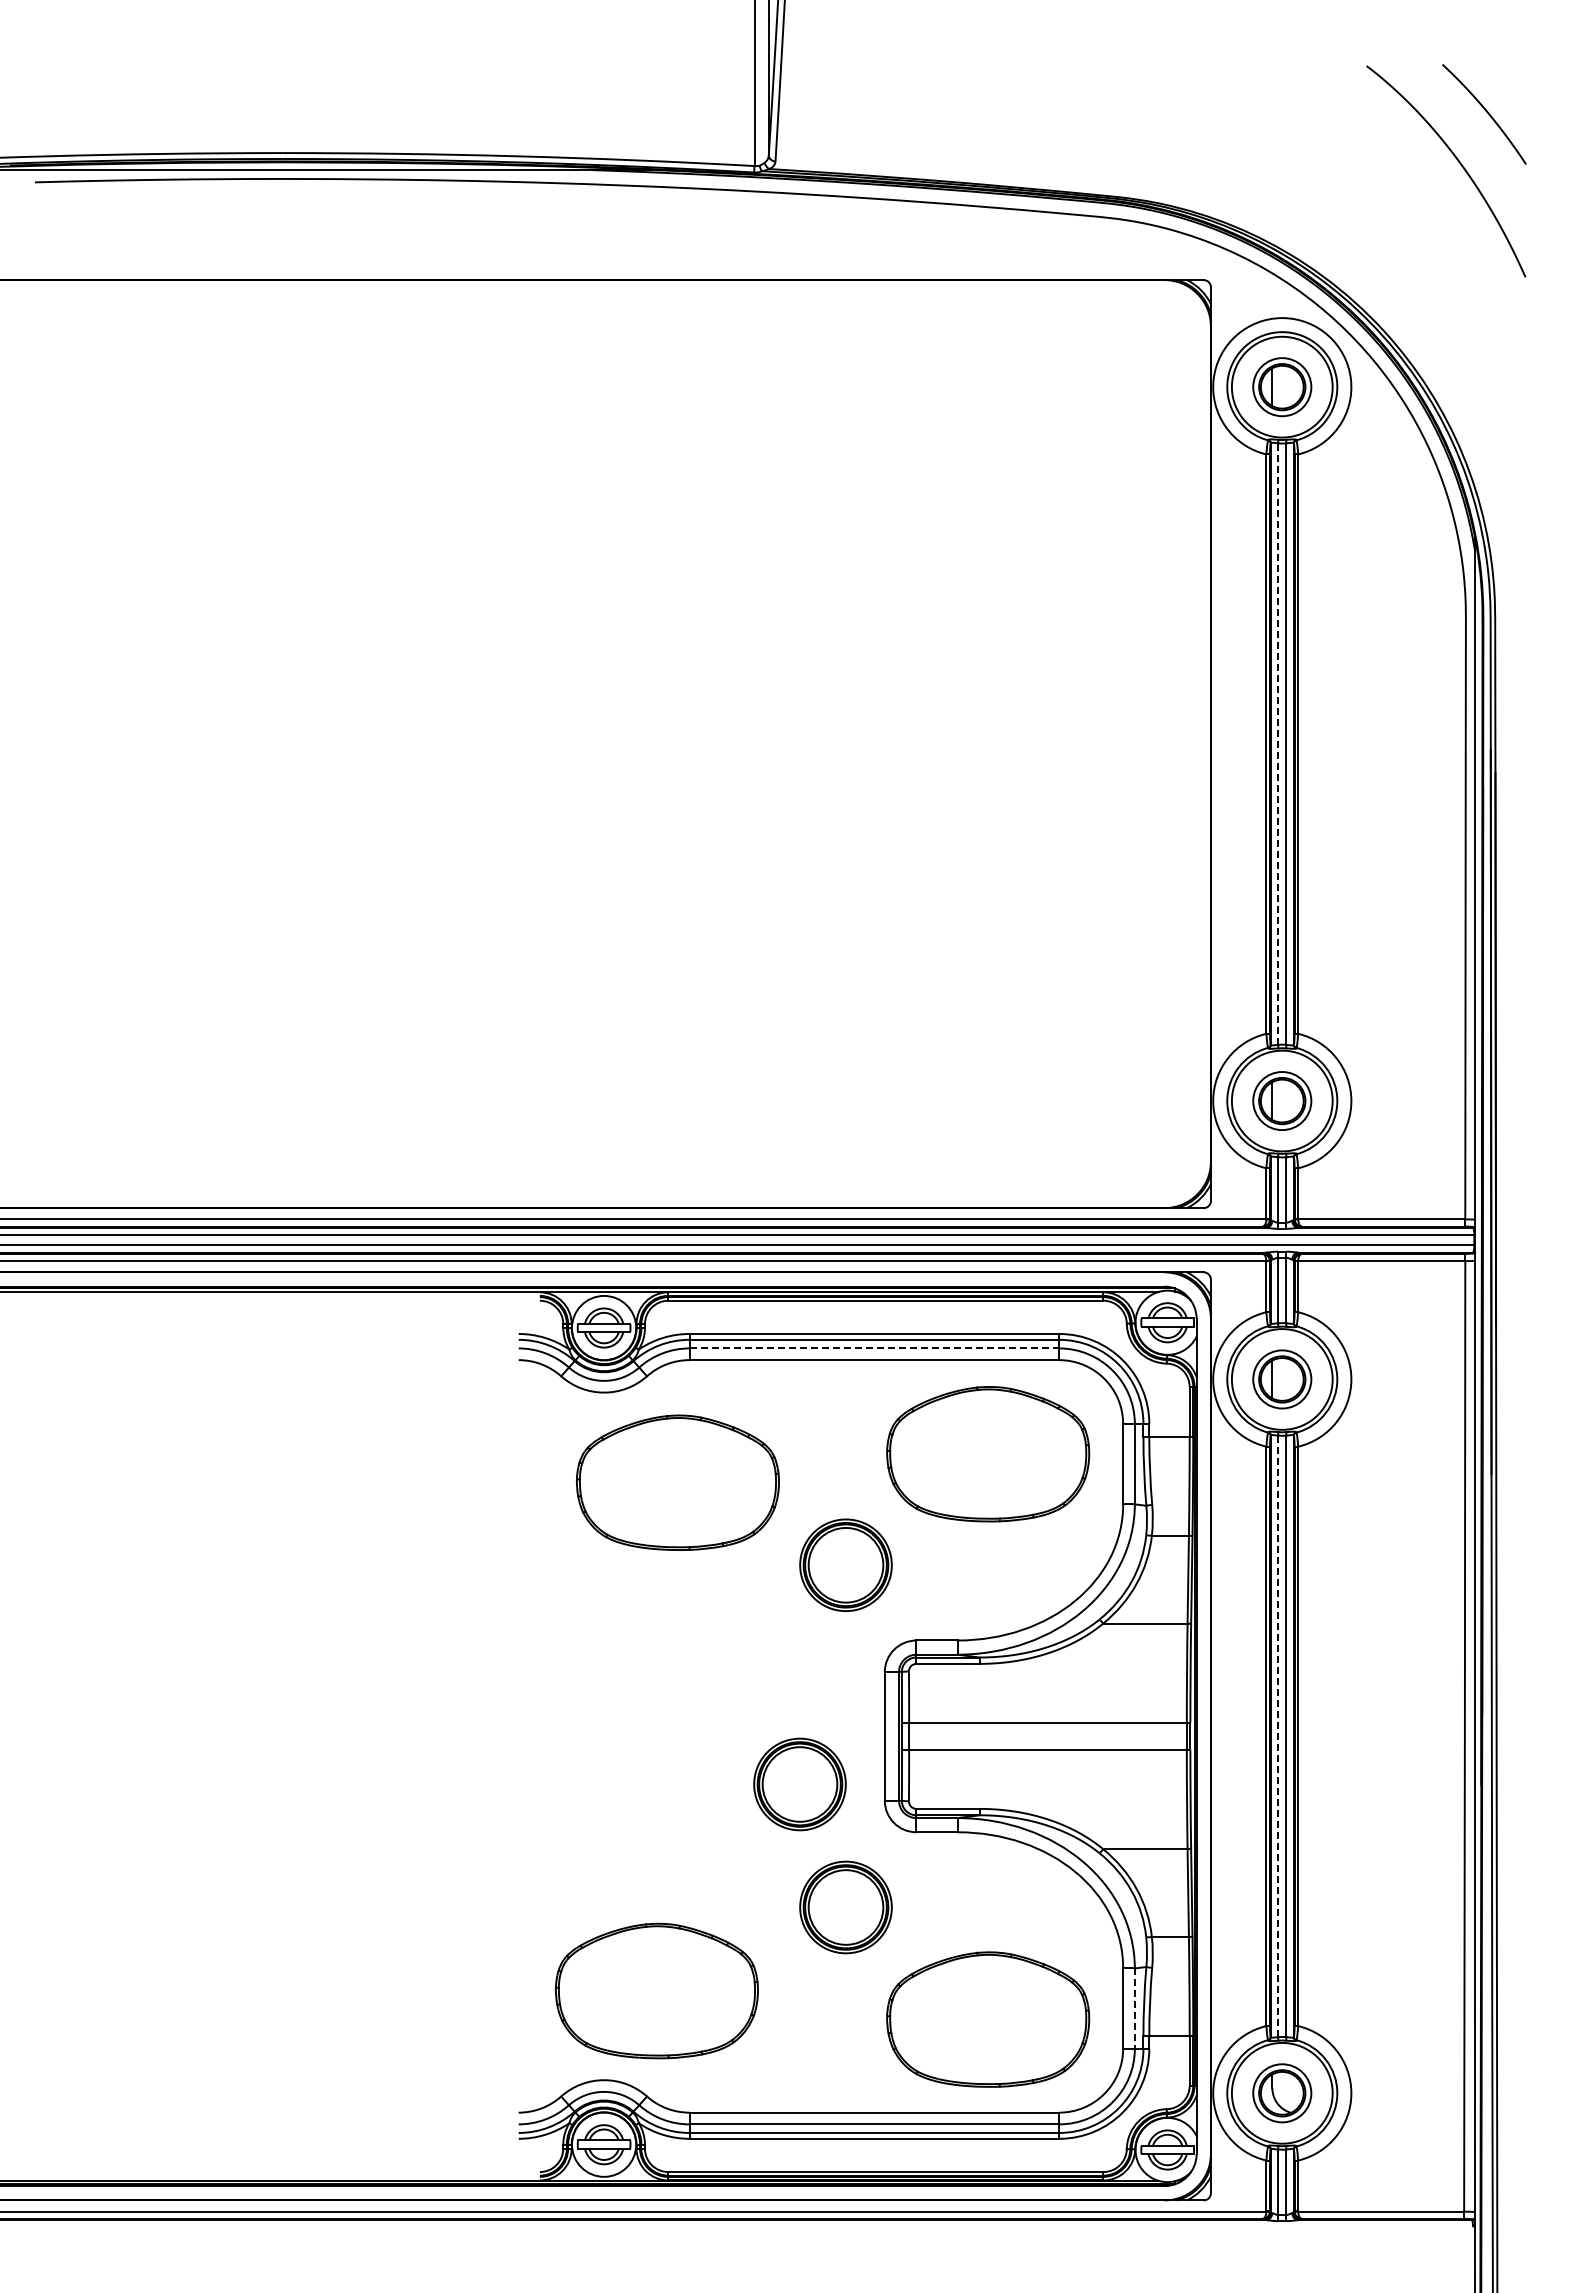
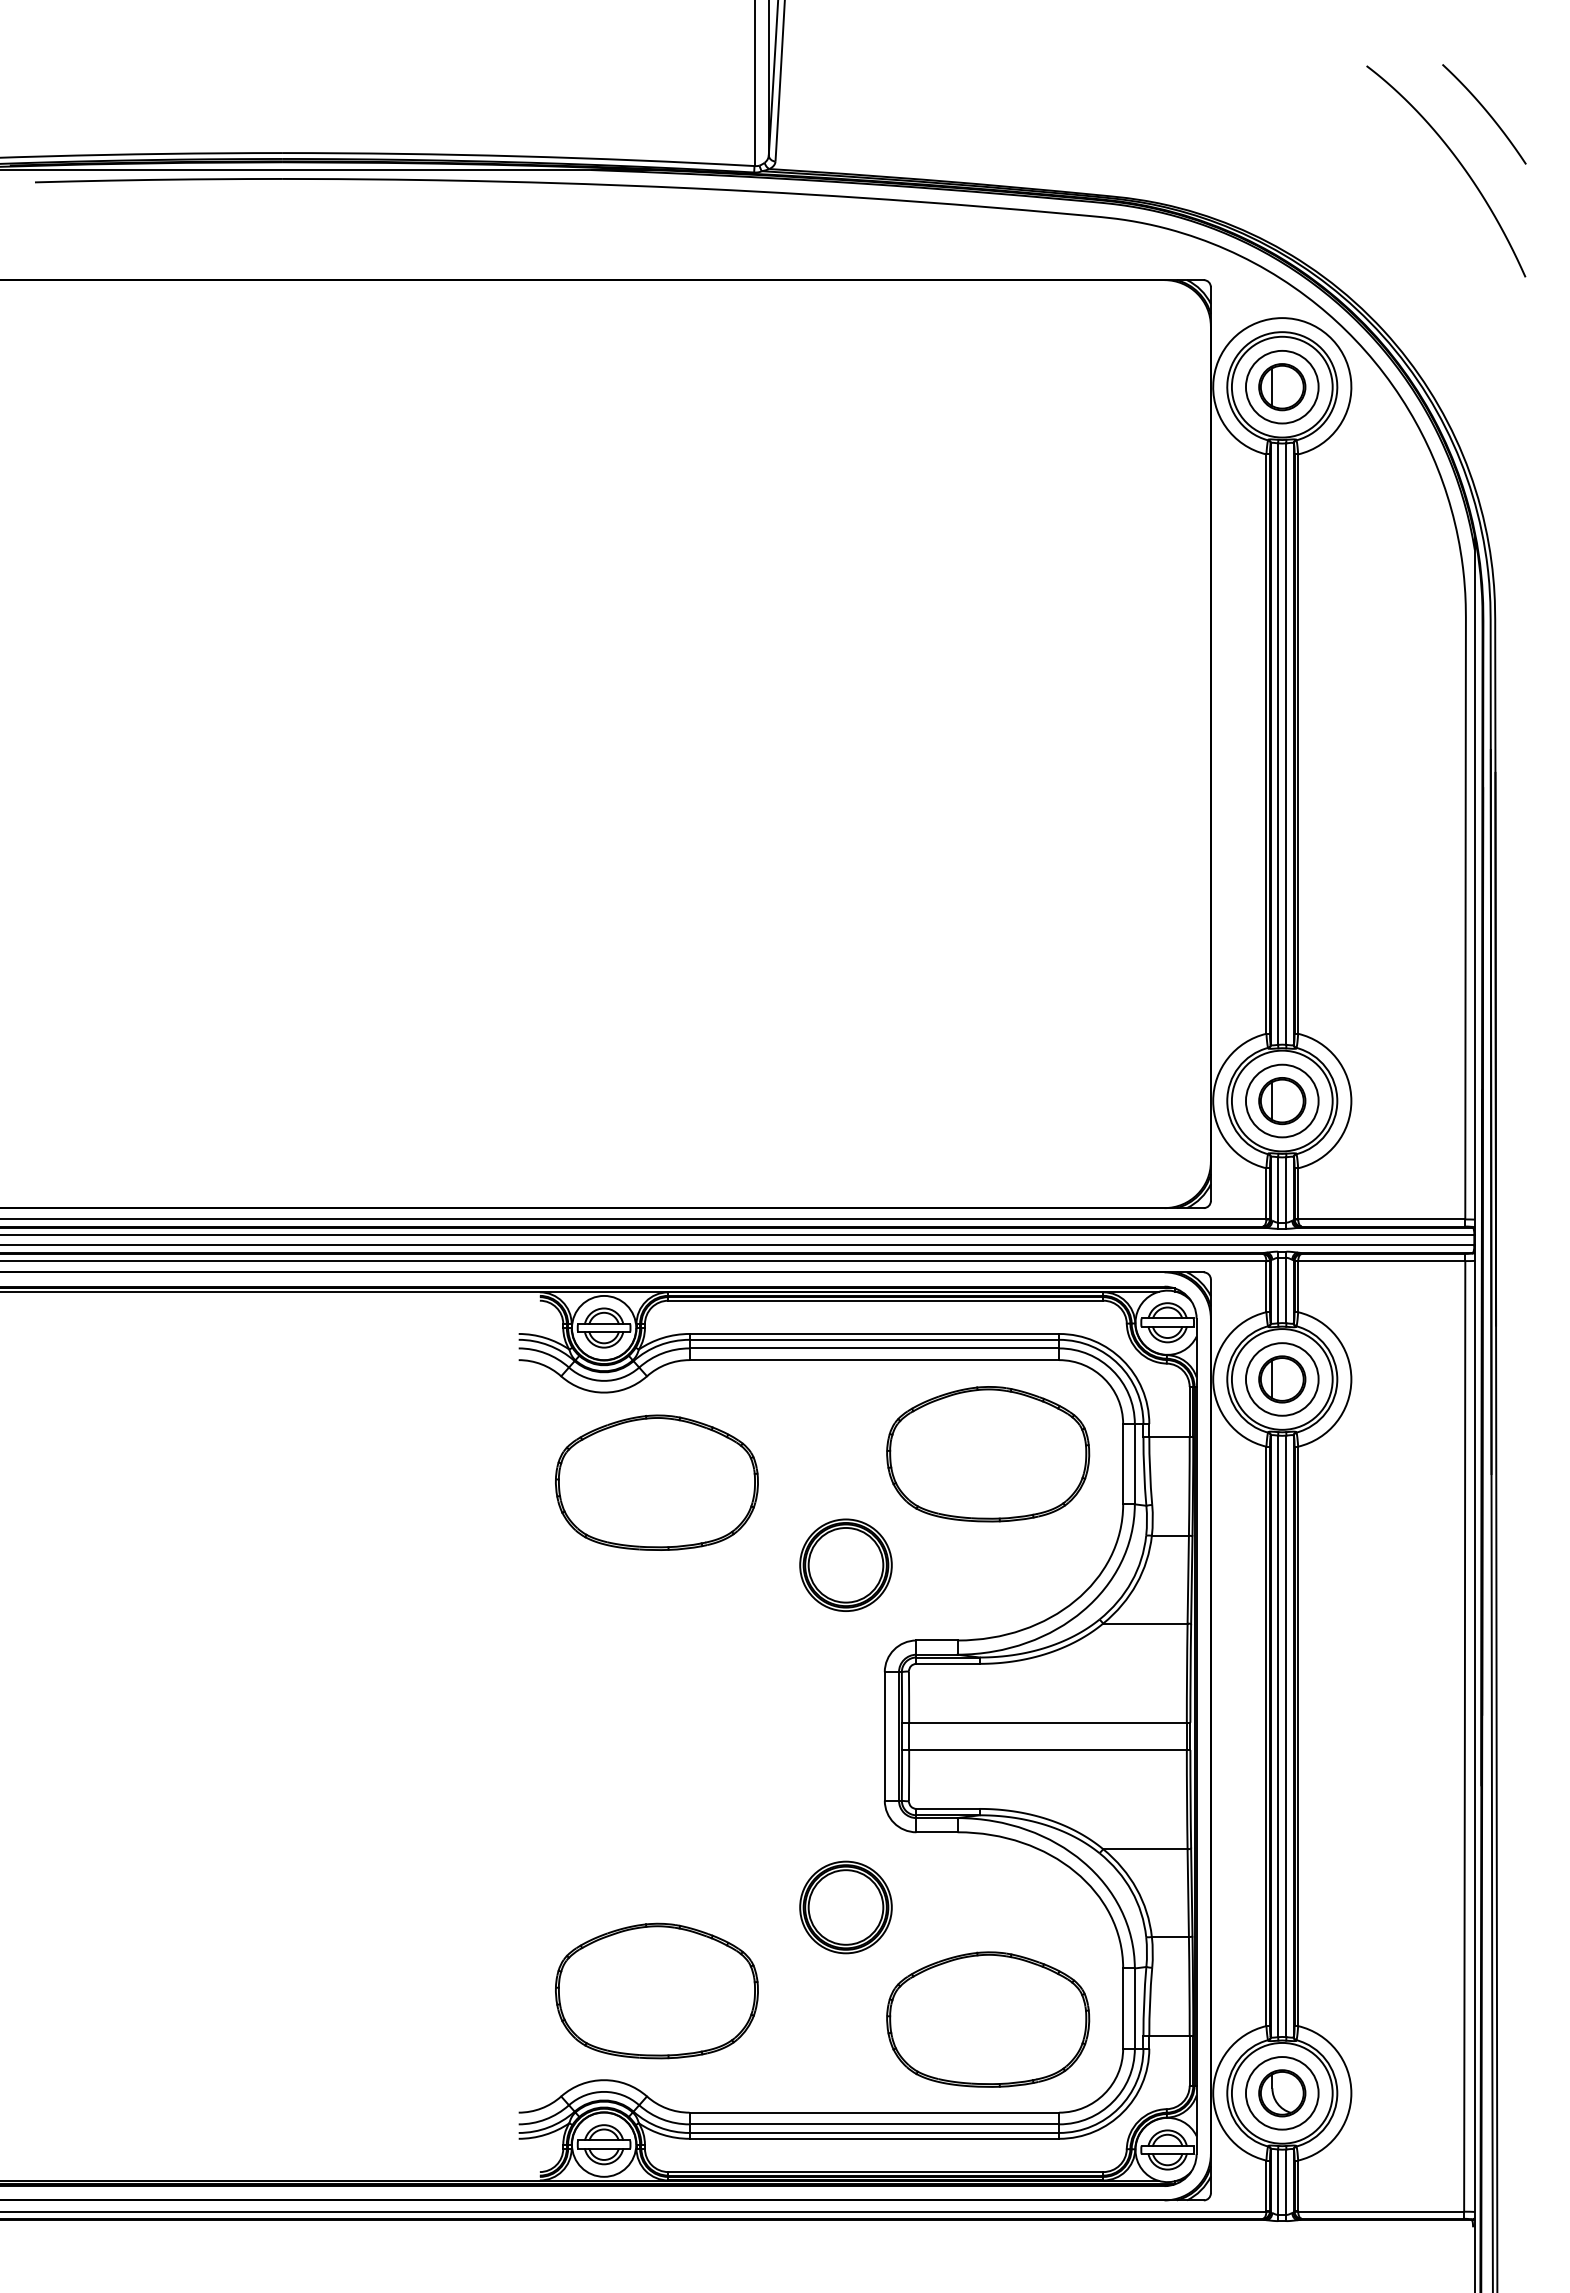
circle diameter: 58 px -> 73 px (1281, 386)
line: dashed -> solid (1278, 744)
circle diameter: 58 px -> 73 px (1281, 1100)
line: dashed -> solid (874, 1348)
circle diameter: 58 px -> 73 px (1281, 1379)
part position: (677, 1482) -> (656, 1482) (656, 1482)
line: dashed -> solid (1278, 1736)
part: present -> none (799, 1784)
line: dashed -> solid (1134, 2009)
circle diameter: 58 px -> 73 px (1281, 2093)
